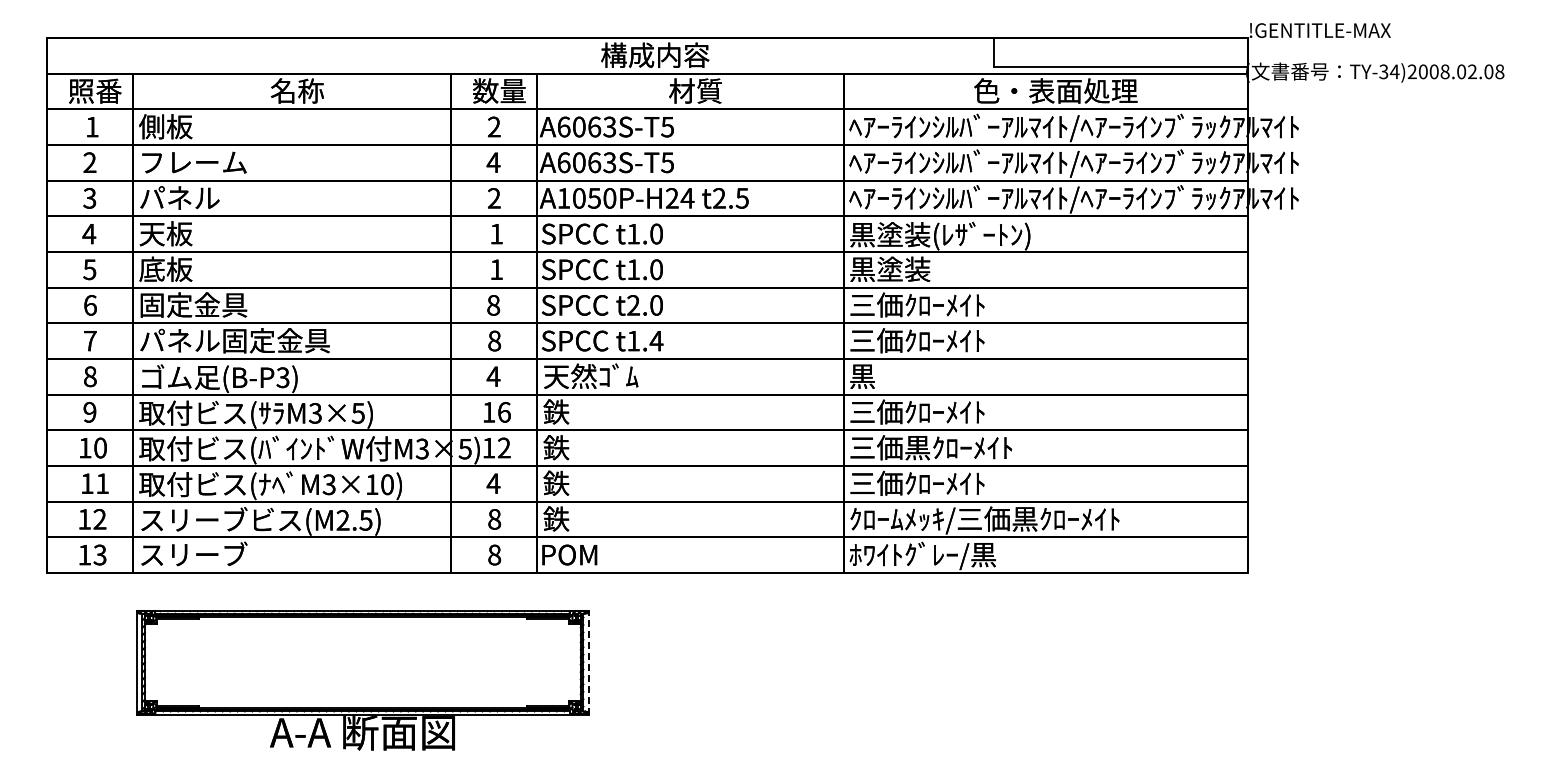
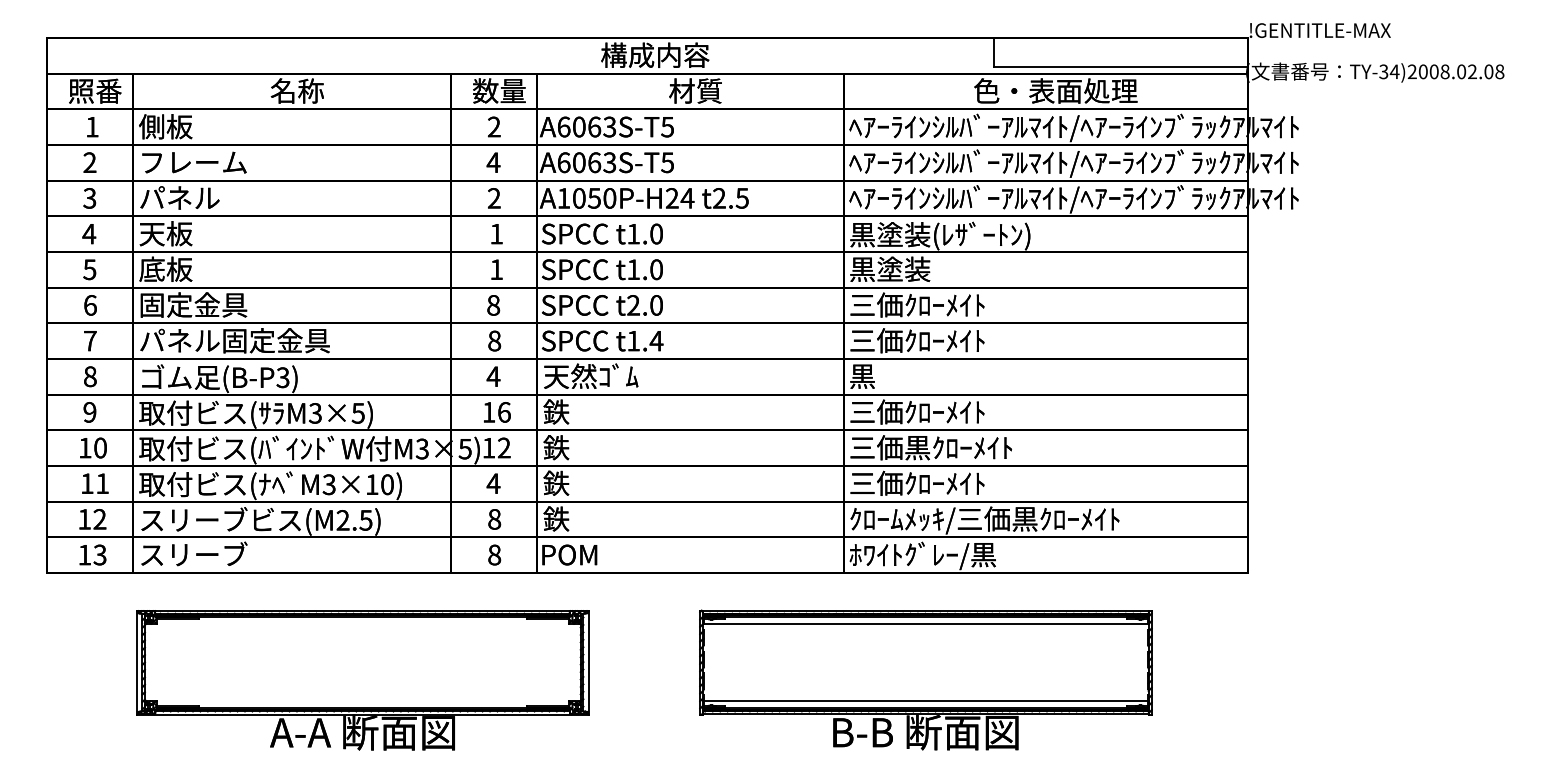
line: dashed -> solid (588, 662)
part: none -> present (925, 679)
